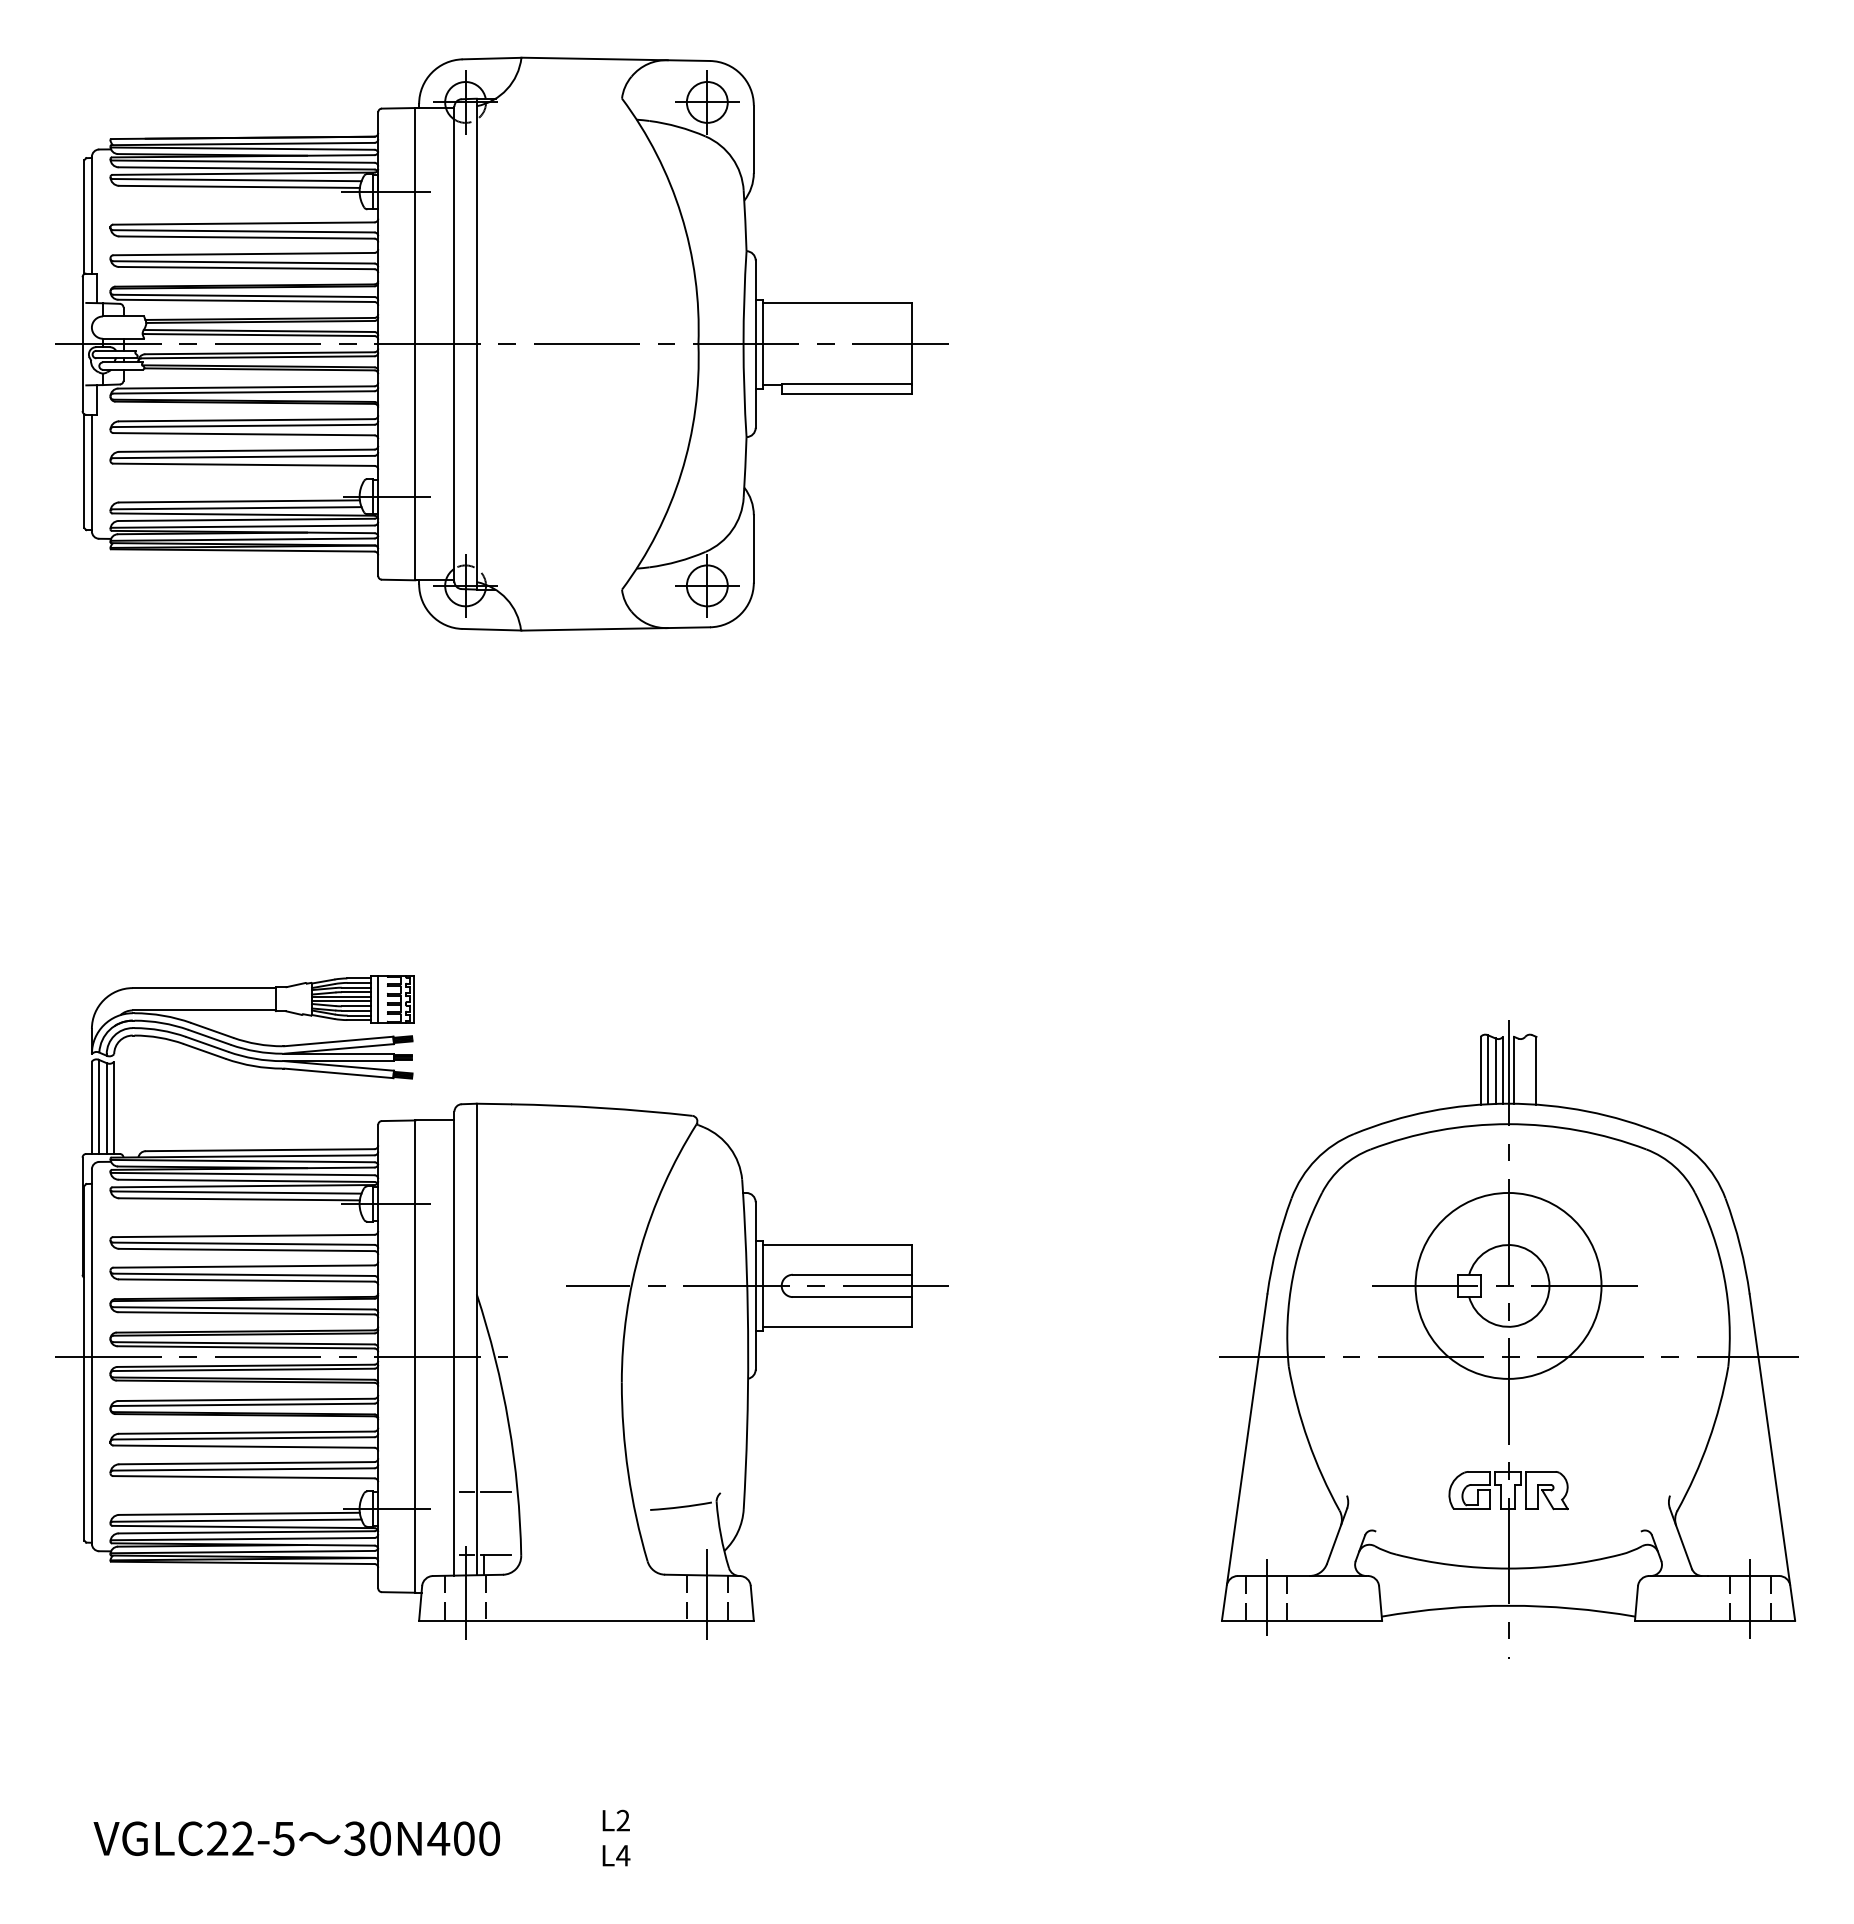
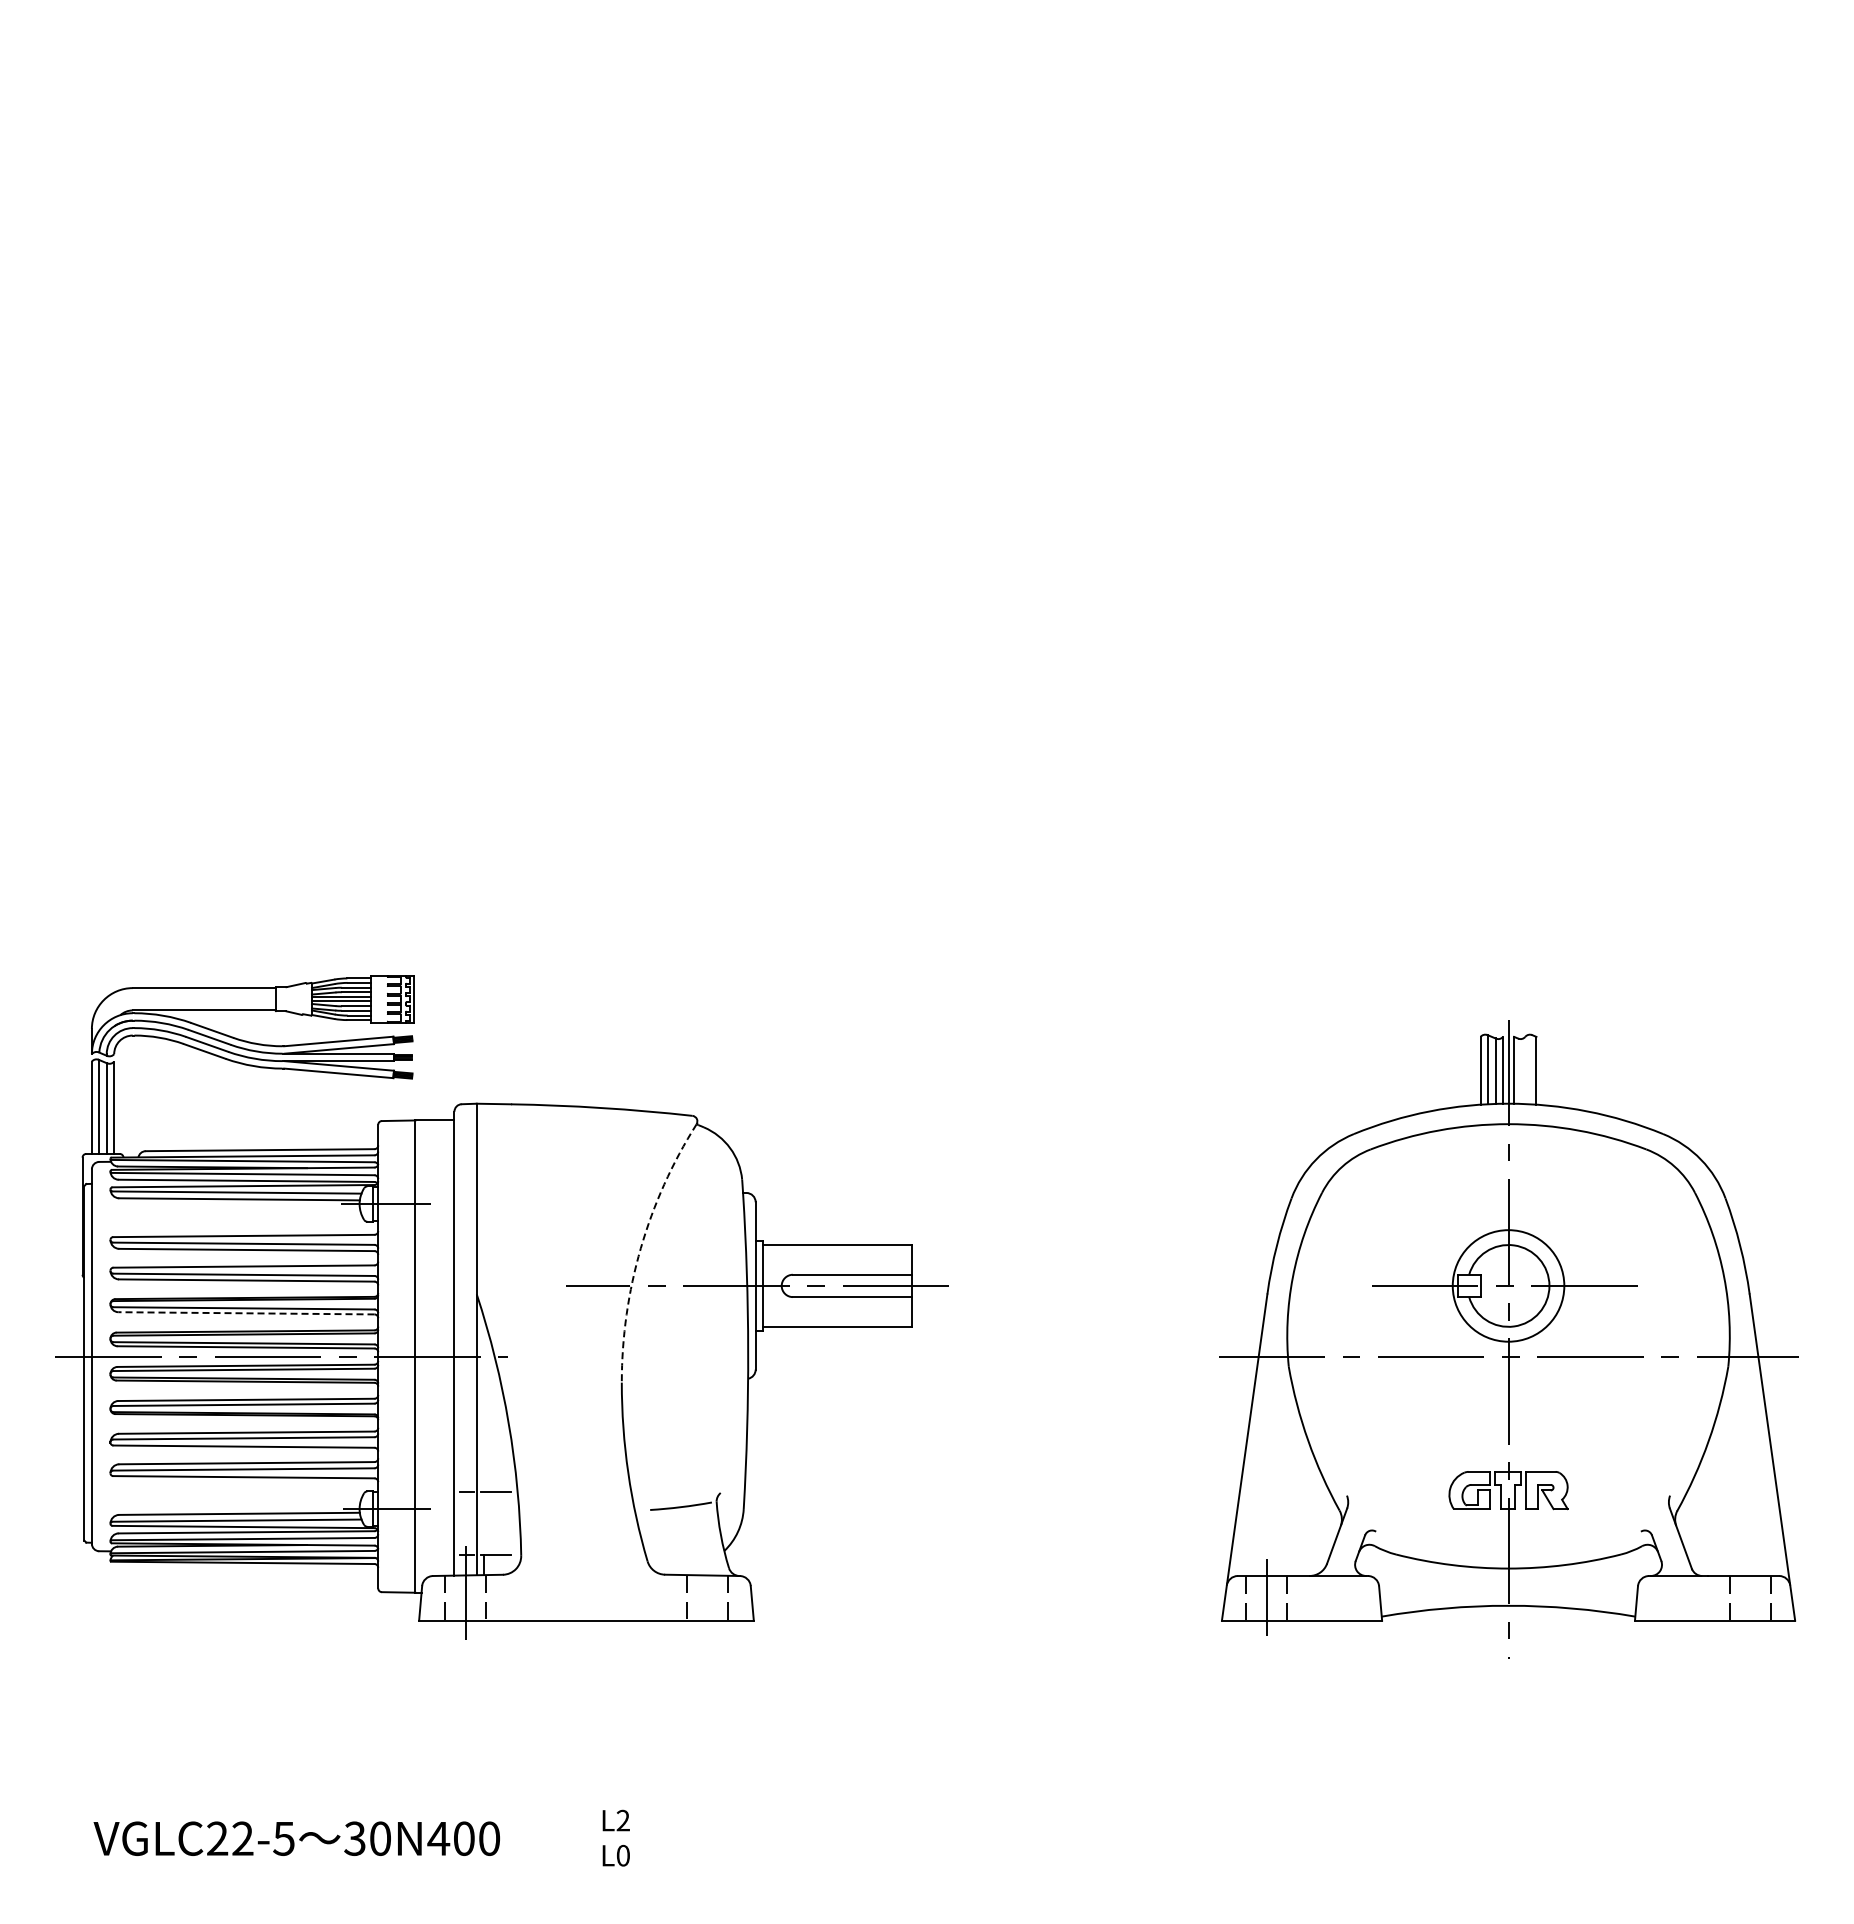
part: present -> none (501, 343)
line: present -> none (378, 999)
arc: solid -> dashed (640, 1248)
circle diameter: 186 px -> 112 px (1508, 1285)
line: solid -> dashed (245, 1313)
line: present -> none (707, 1594)
line: present -> none (1750, 1598)
text: L4 -> L0 (623, 1855)
